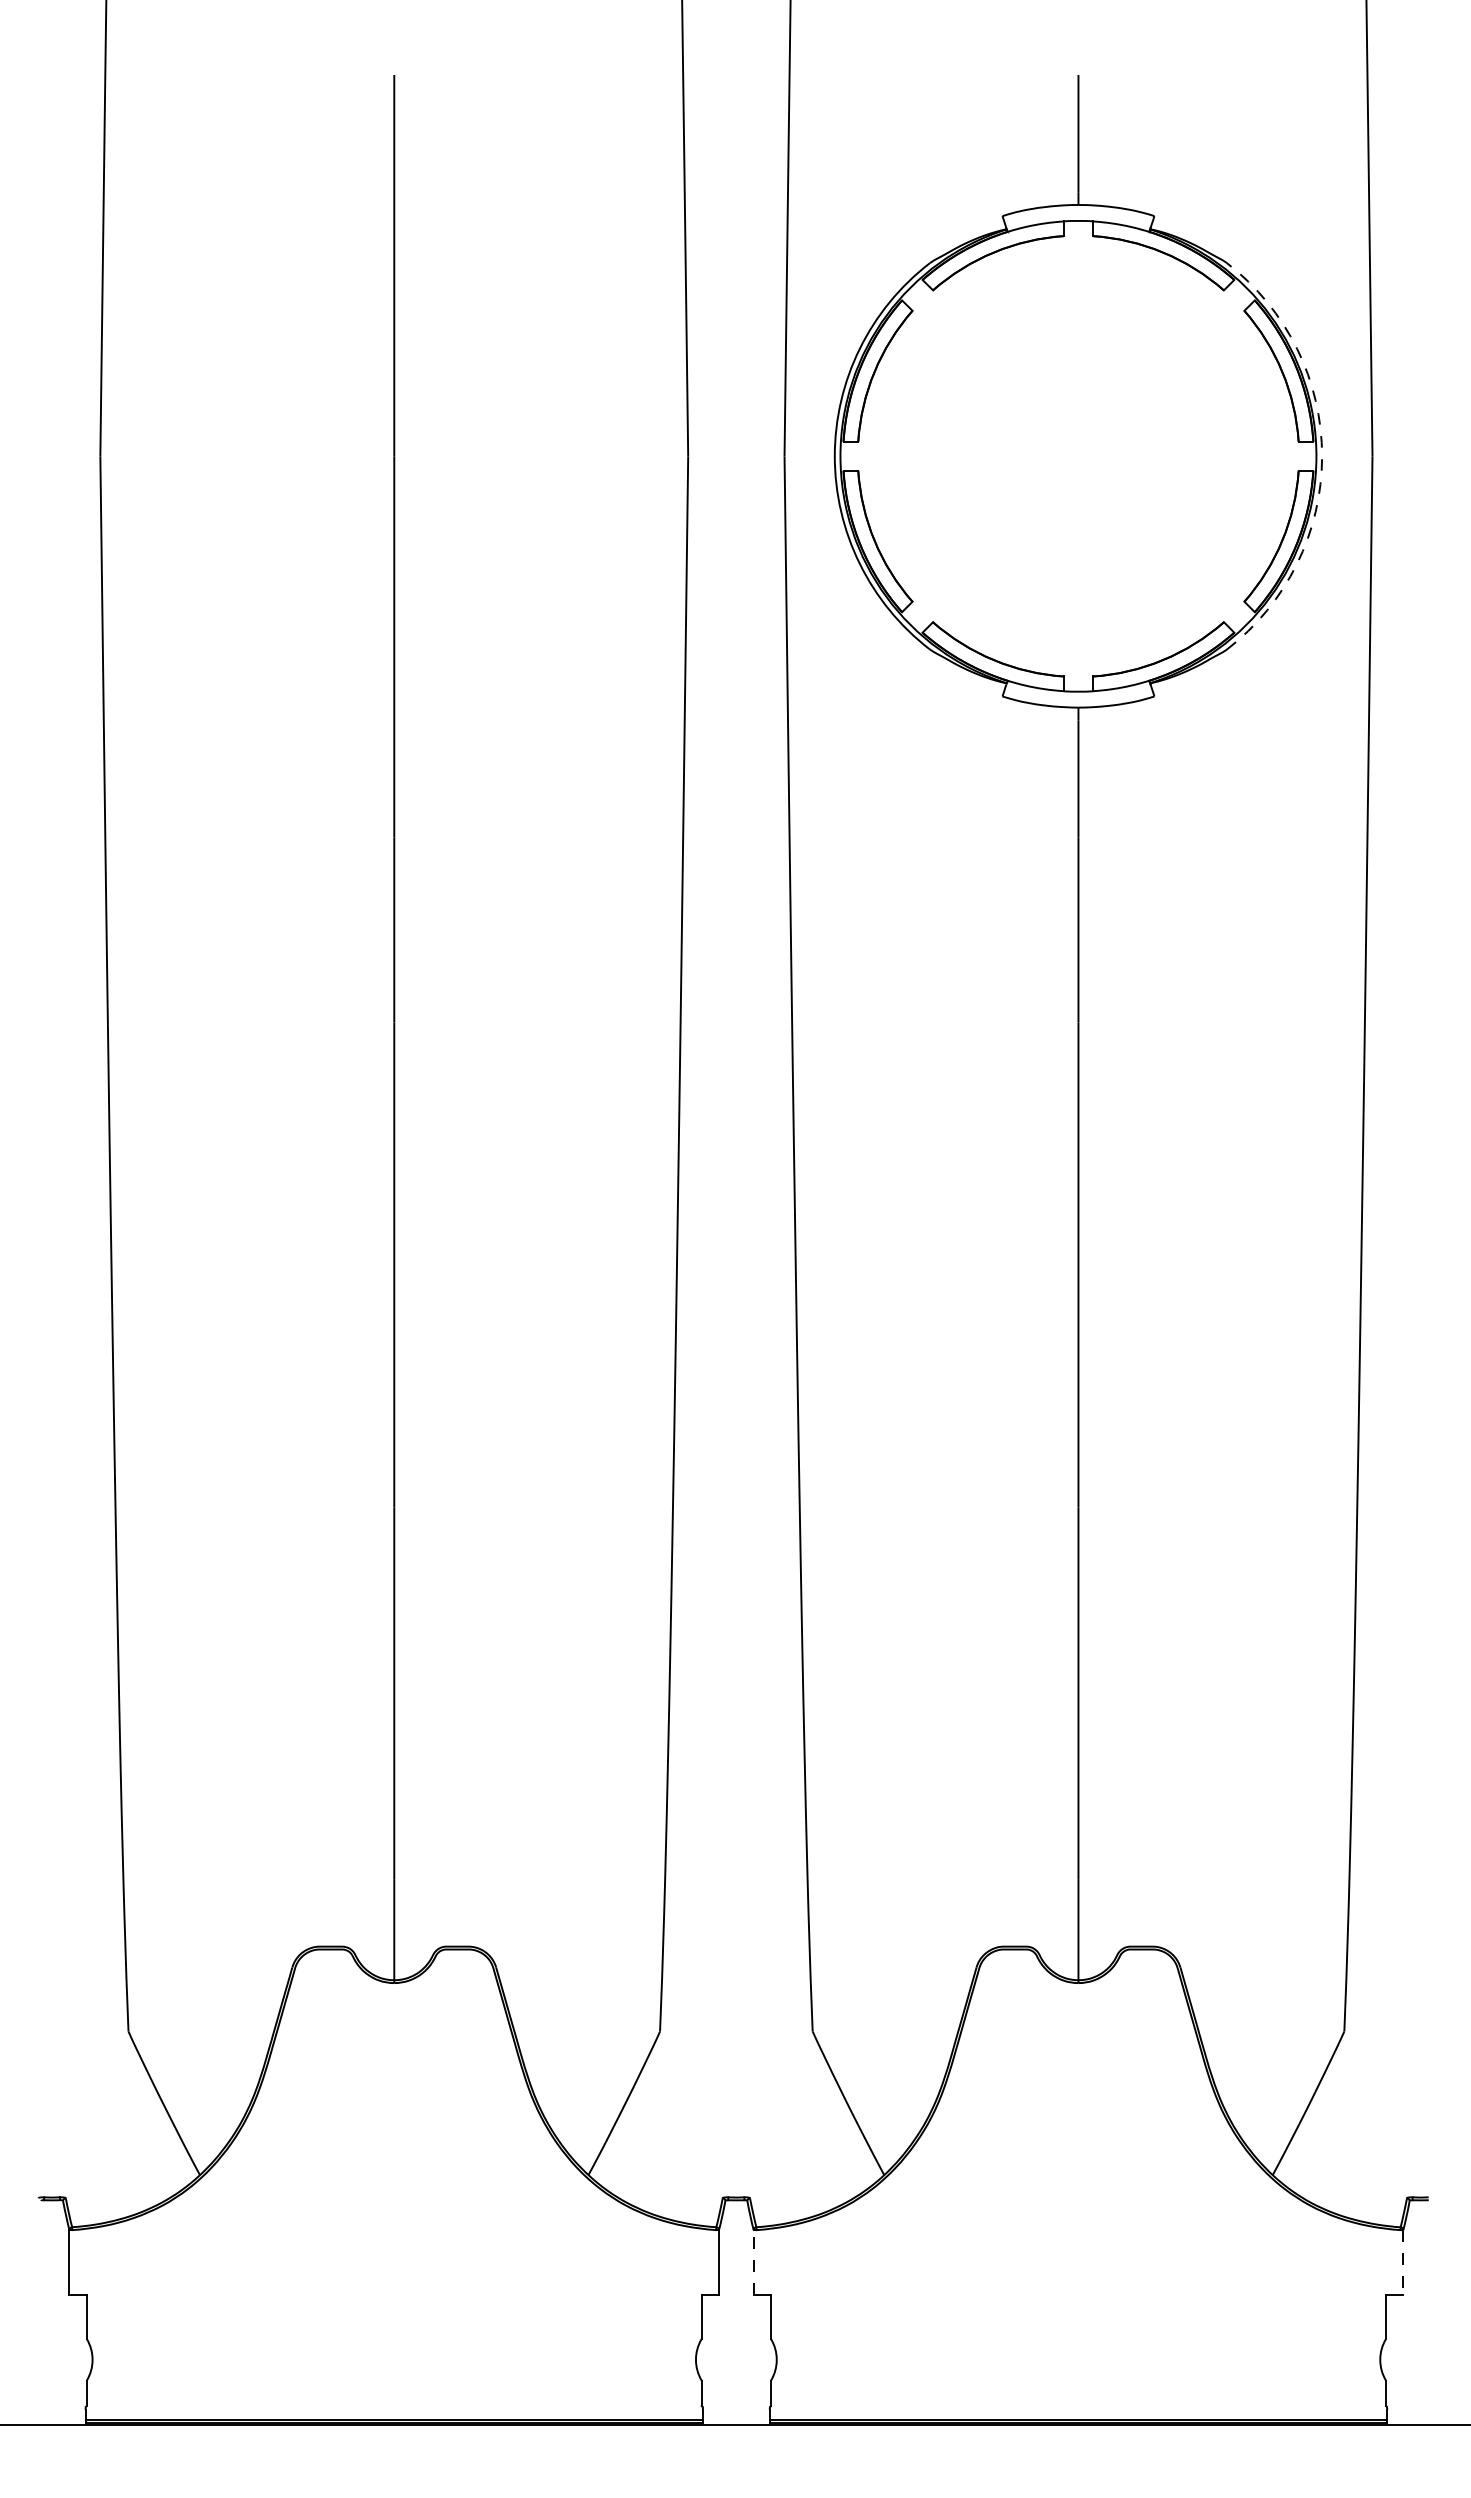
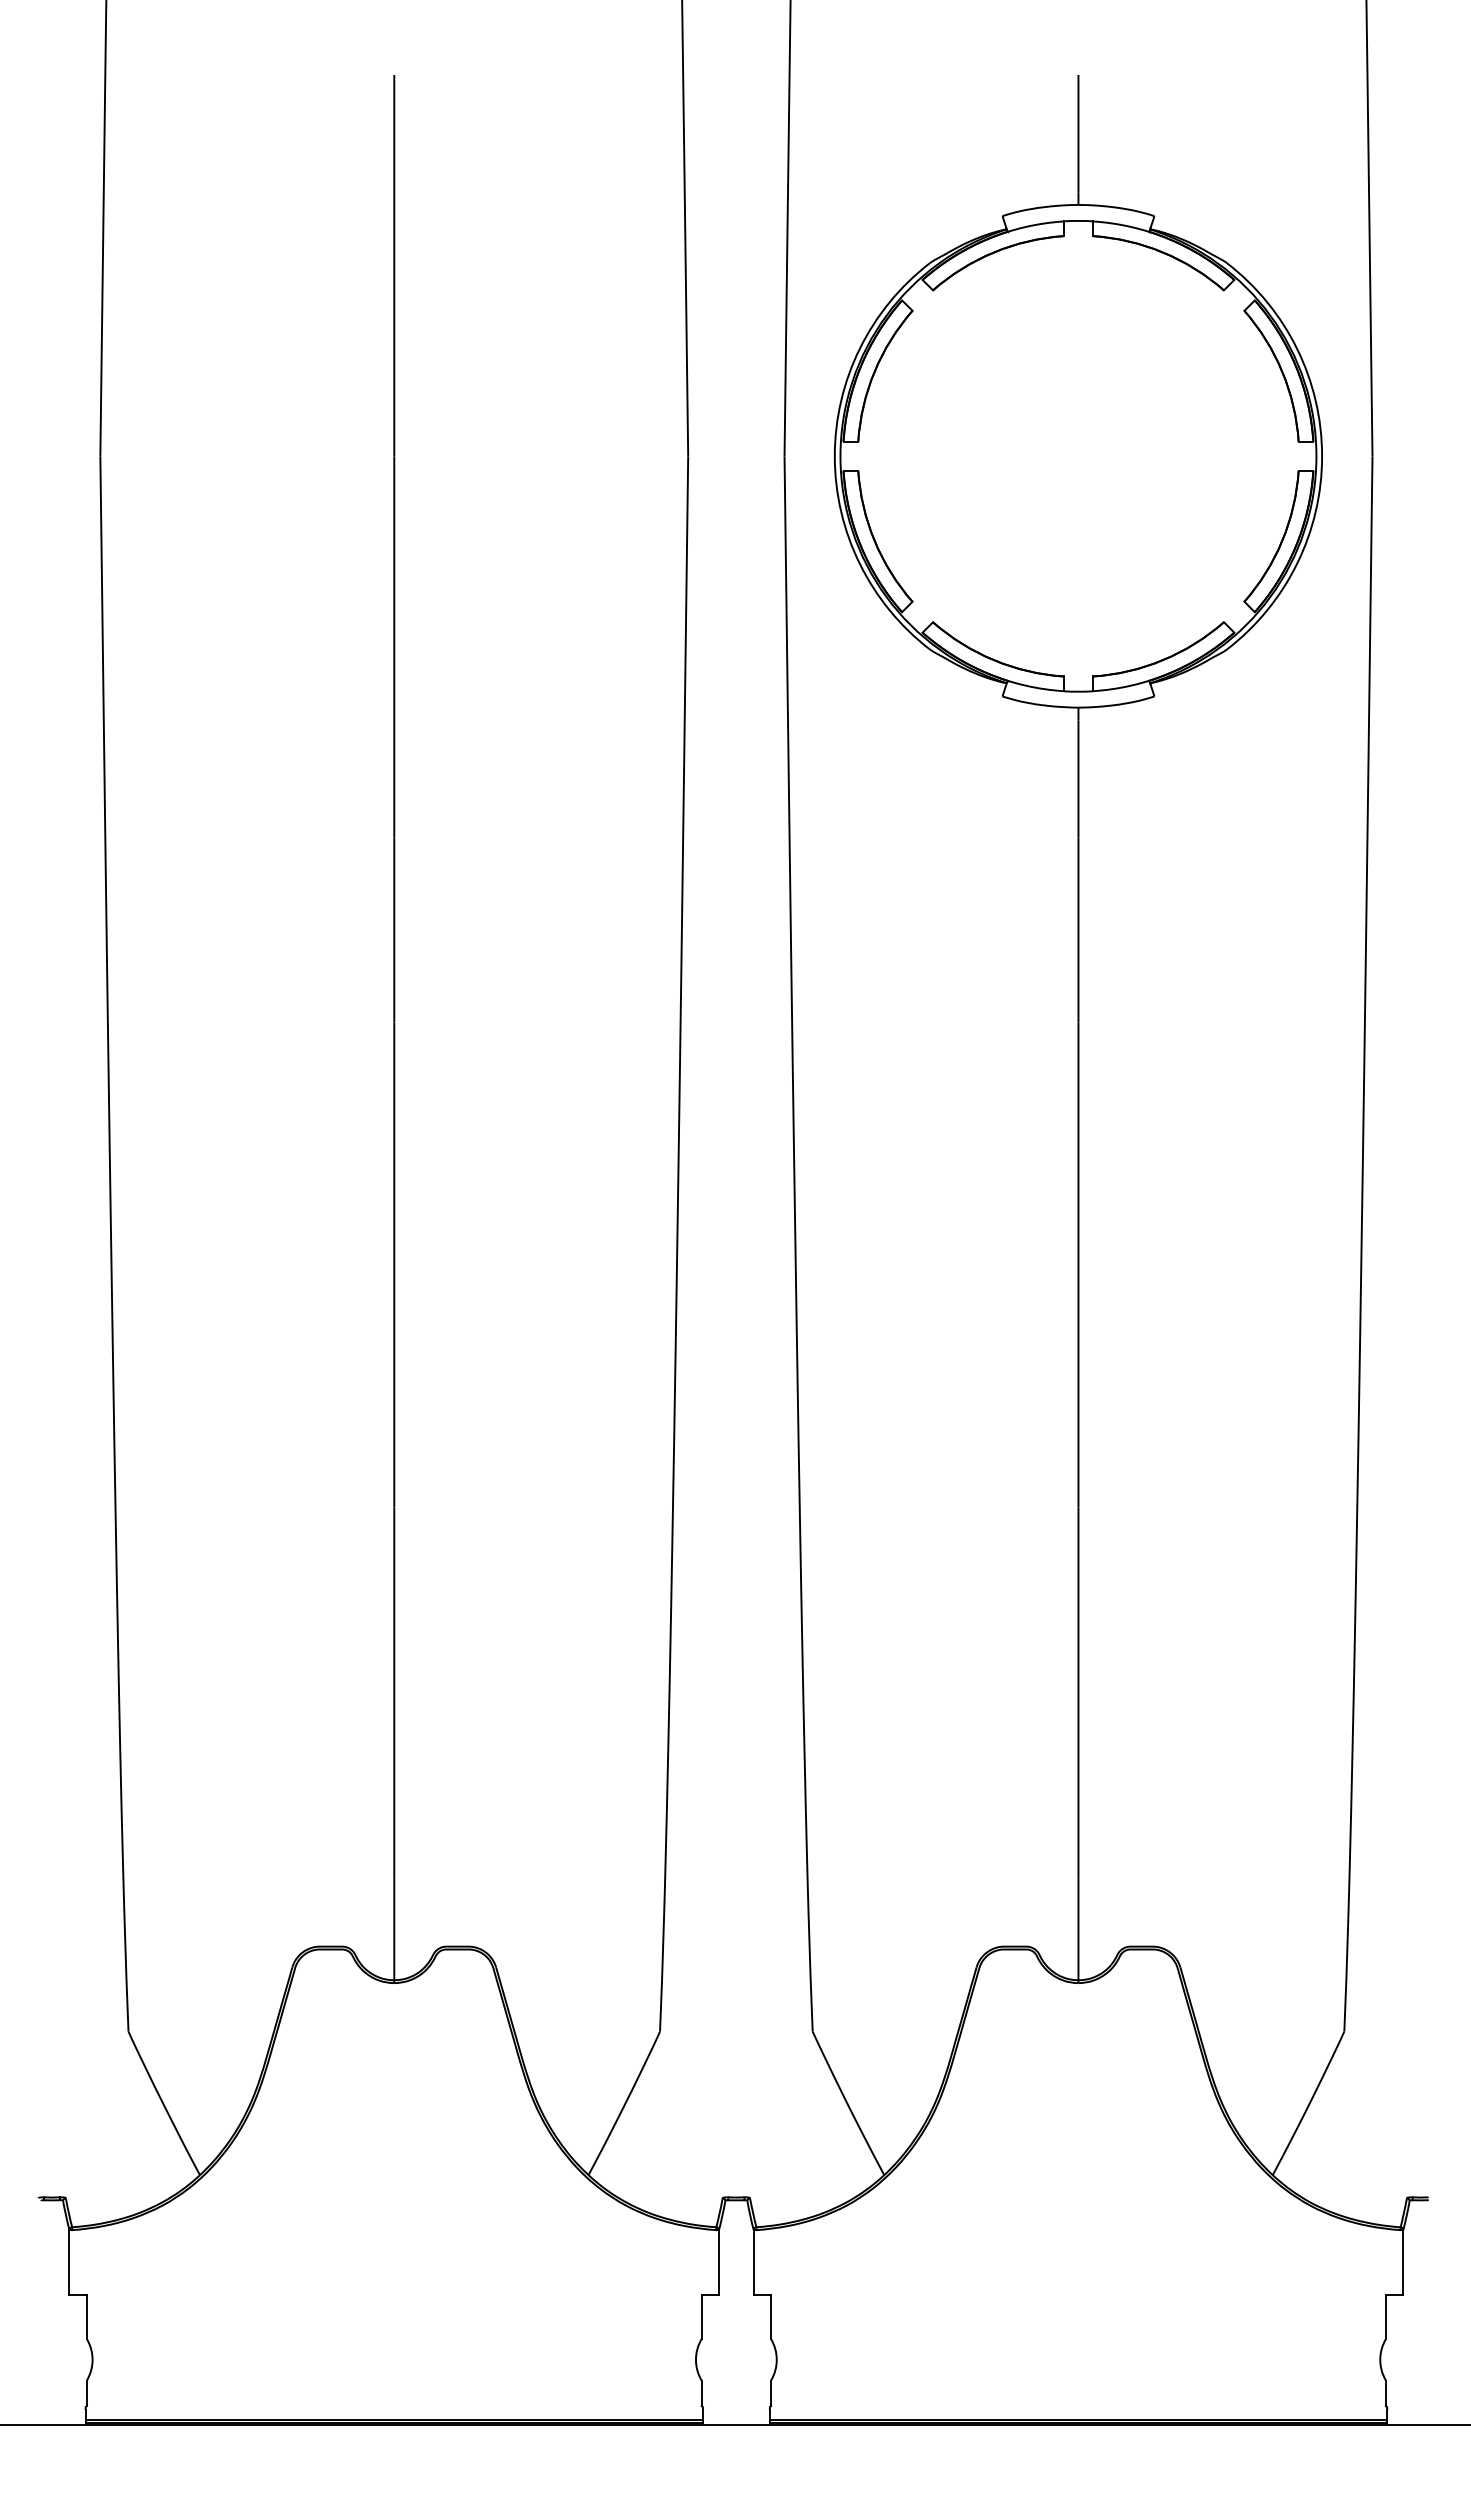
arc: dashed -> solid (1322, 456)
line: dashed -> solid (753, 2261)
line: dashed -> solid (1403, 2262)
